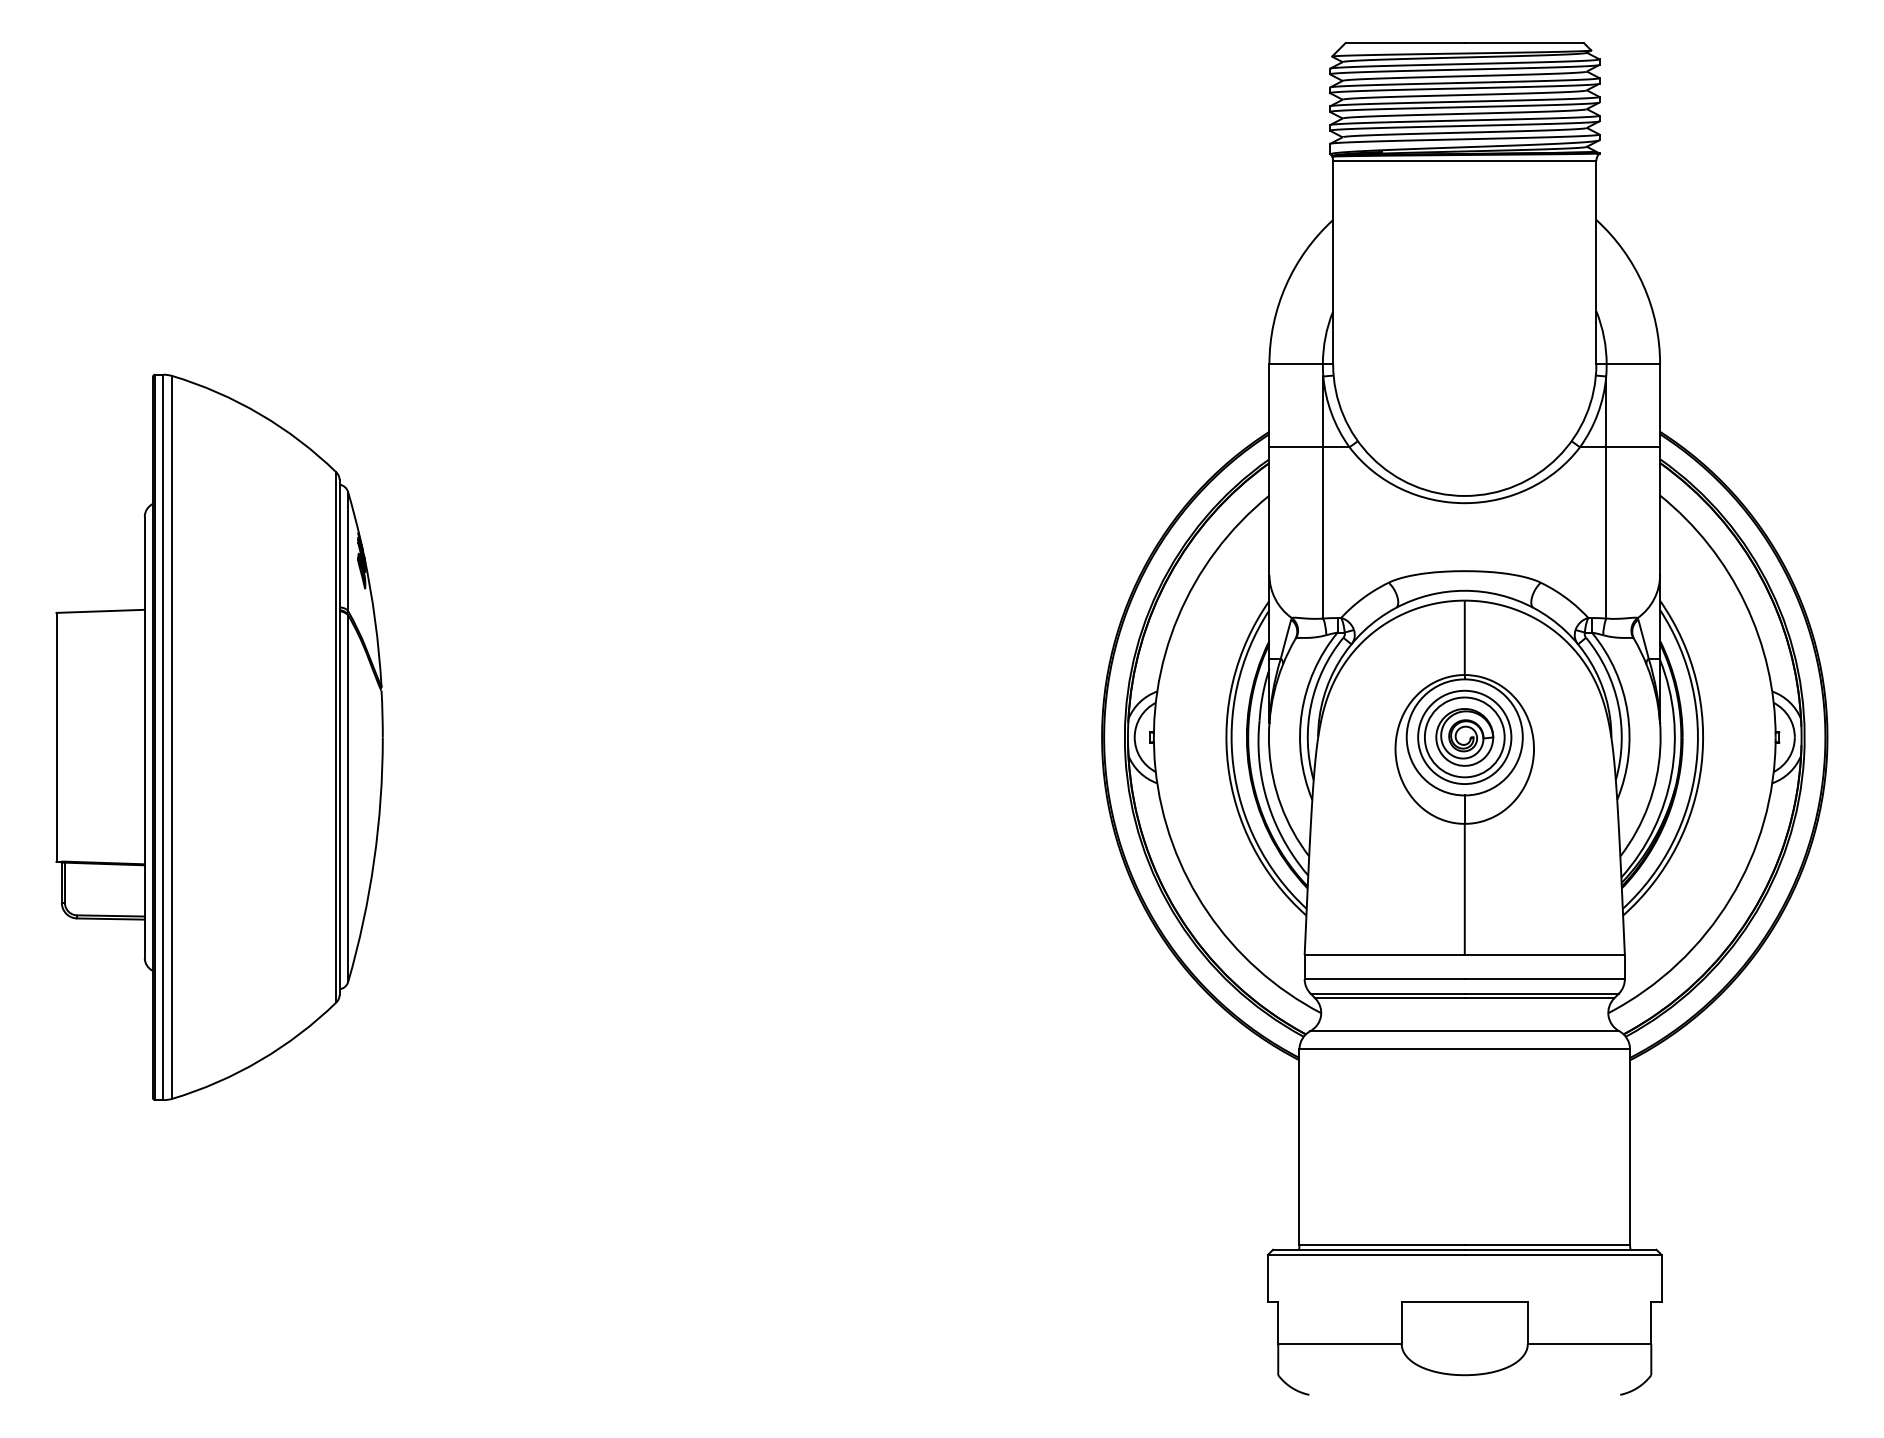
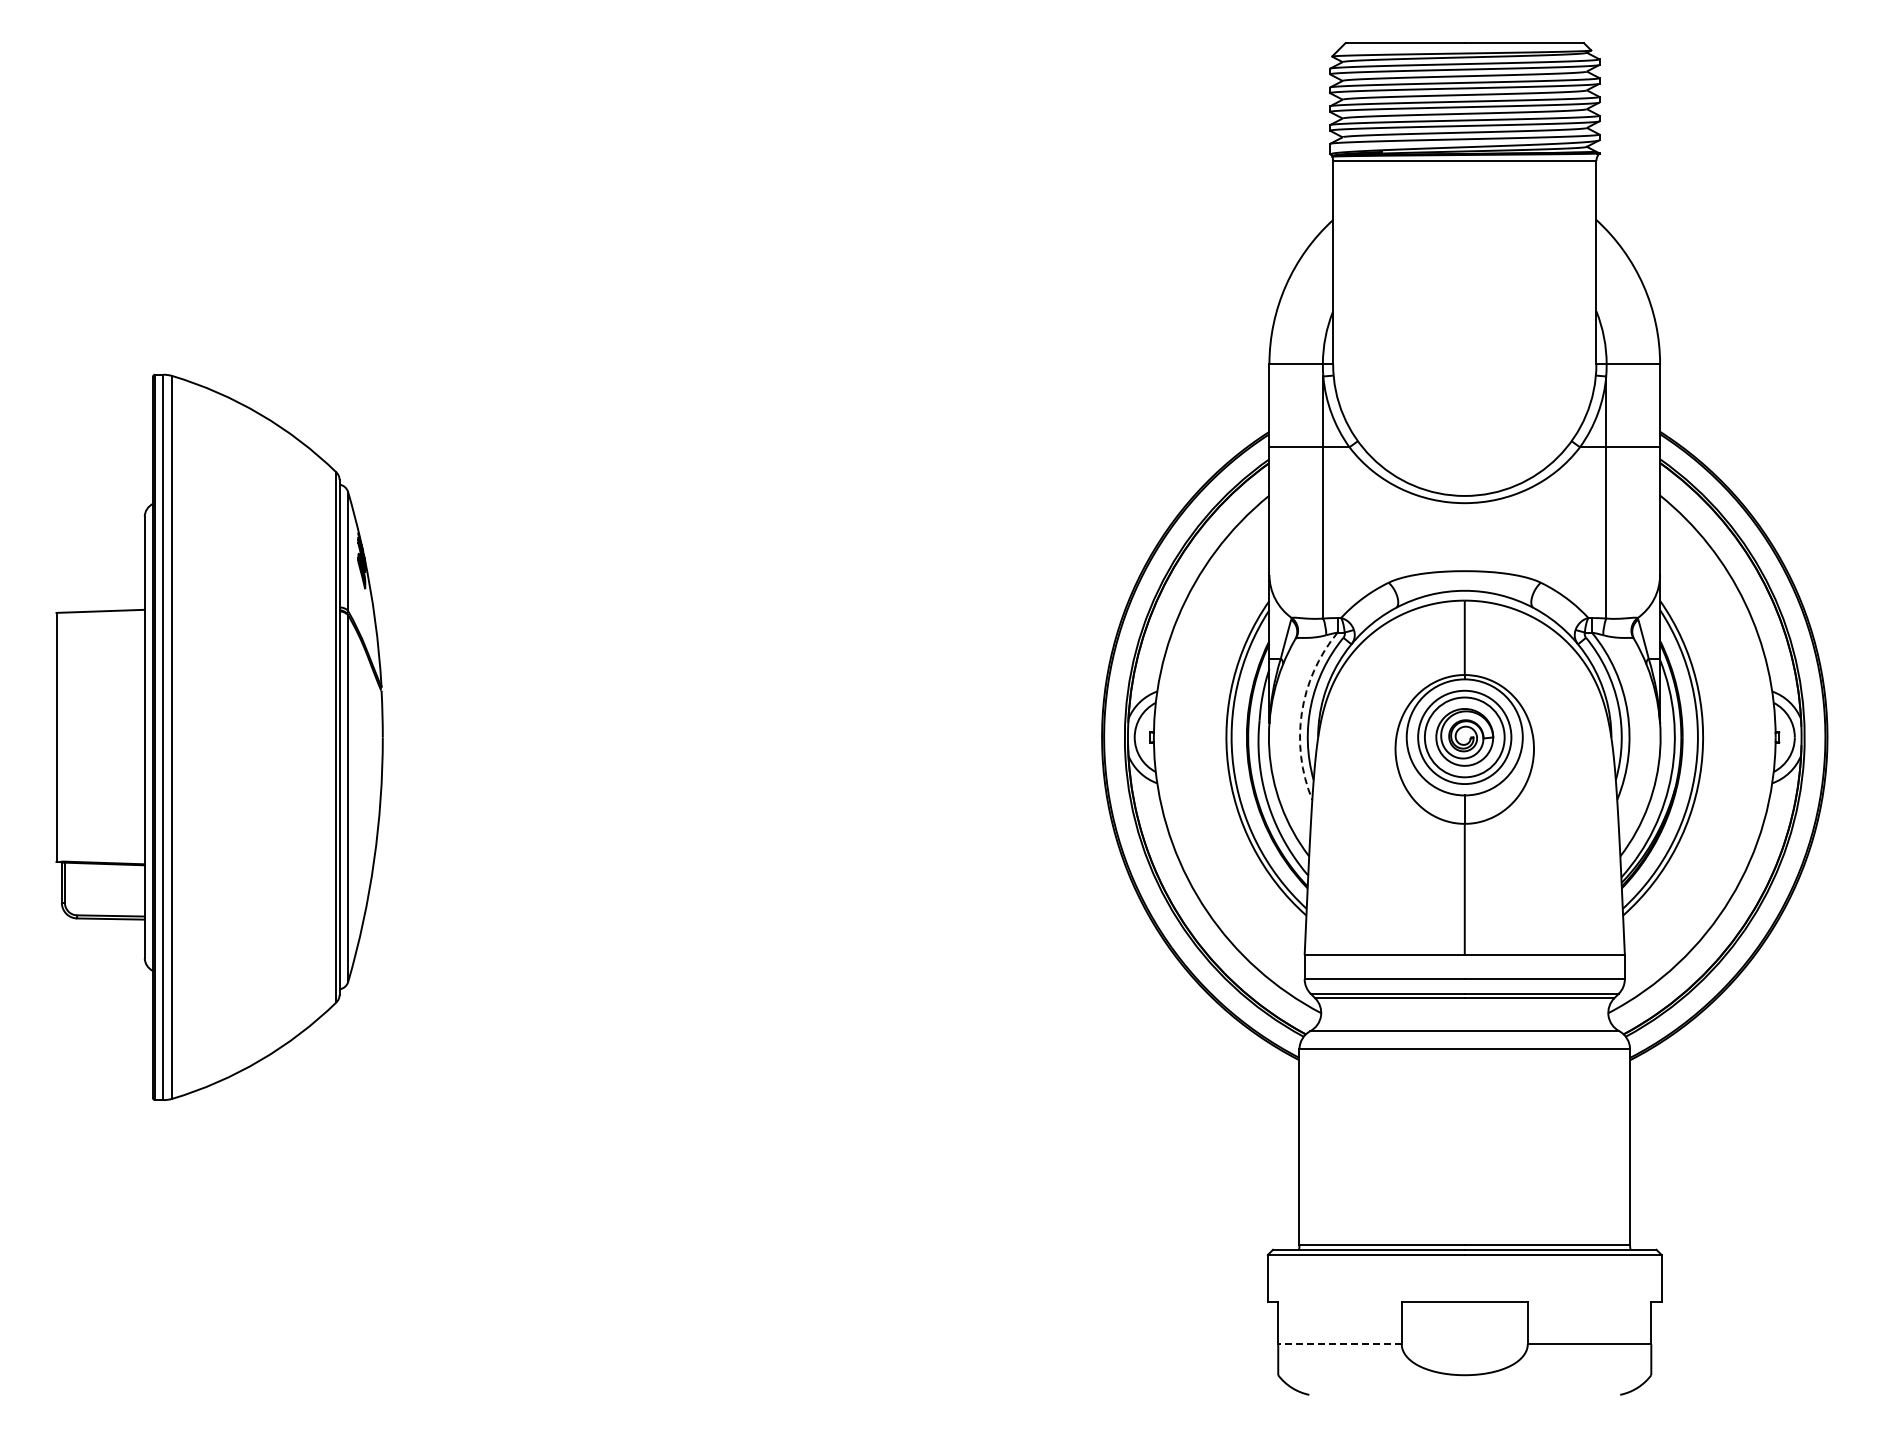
arc: solid -> dashed (1301, 712)
line: solid -> dashed (1339, 1344)
